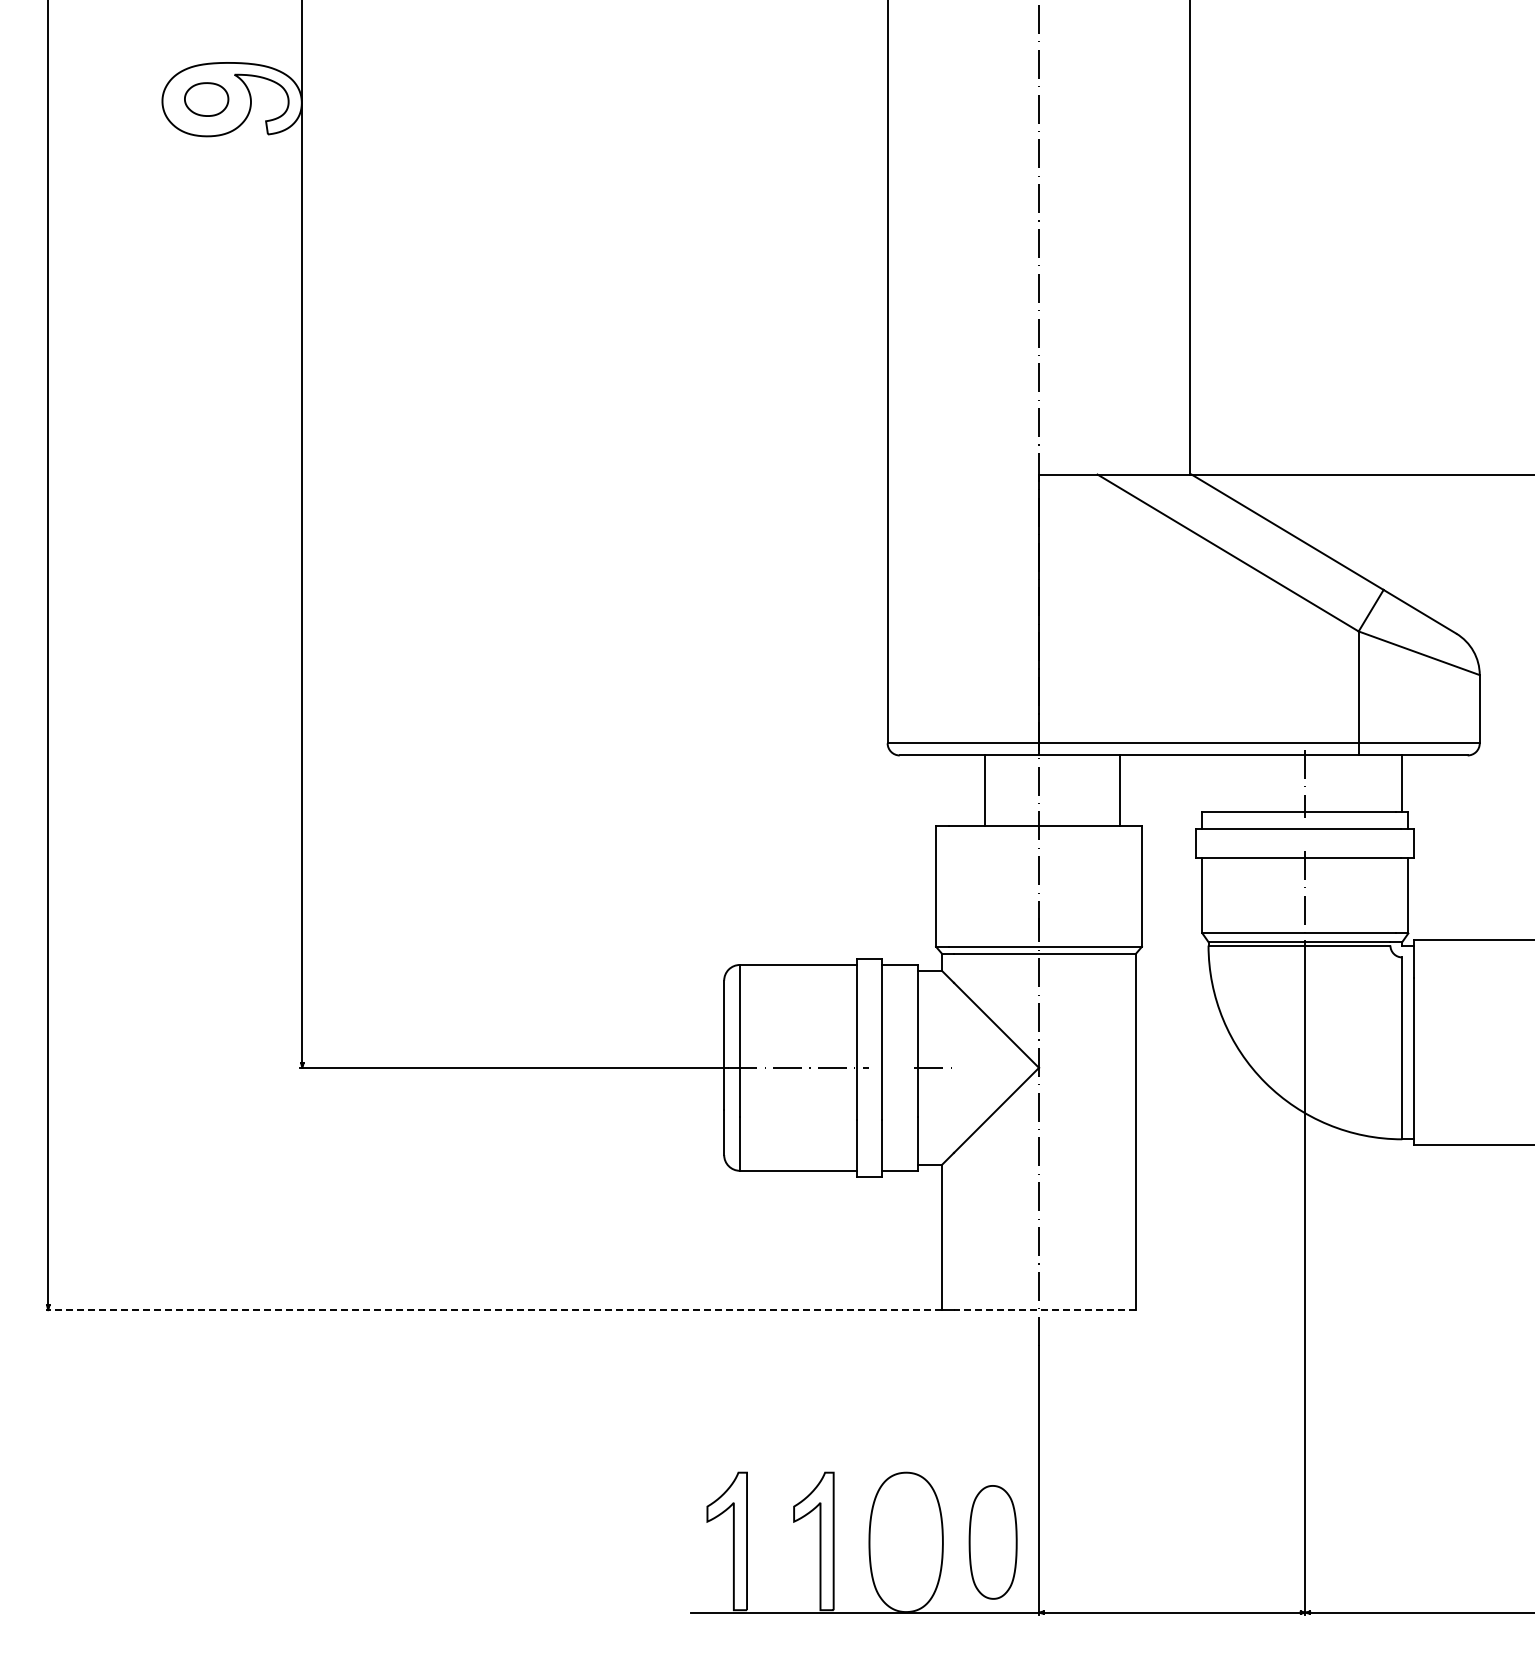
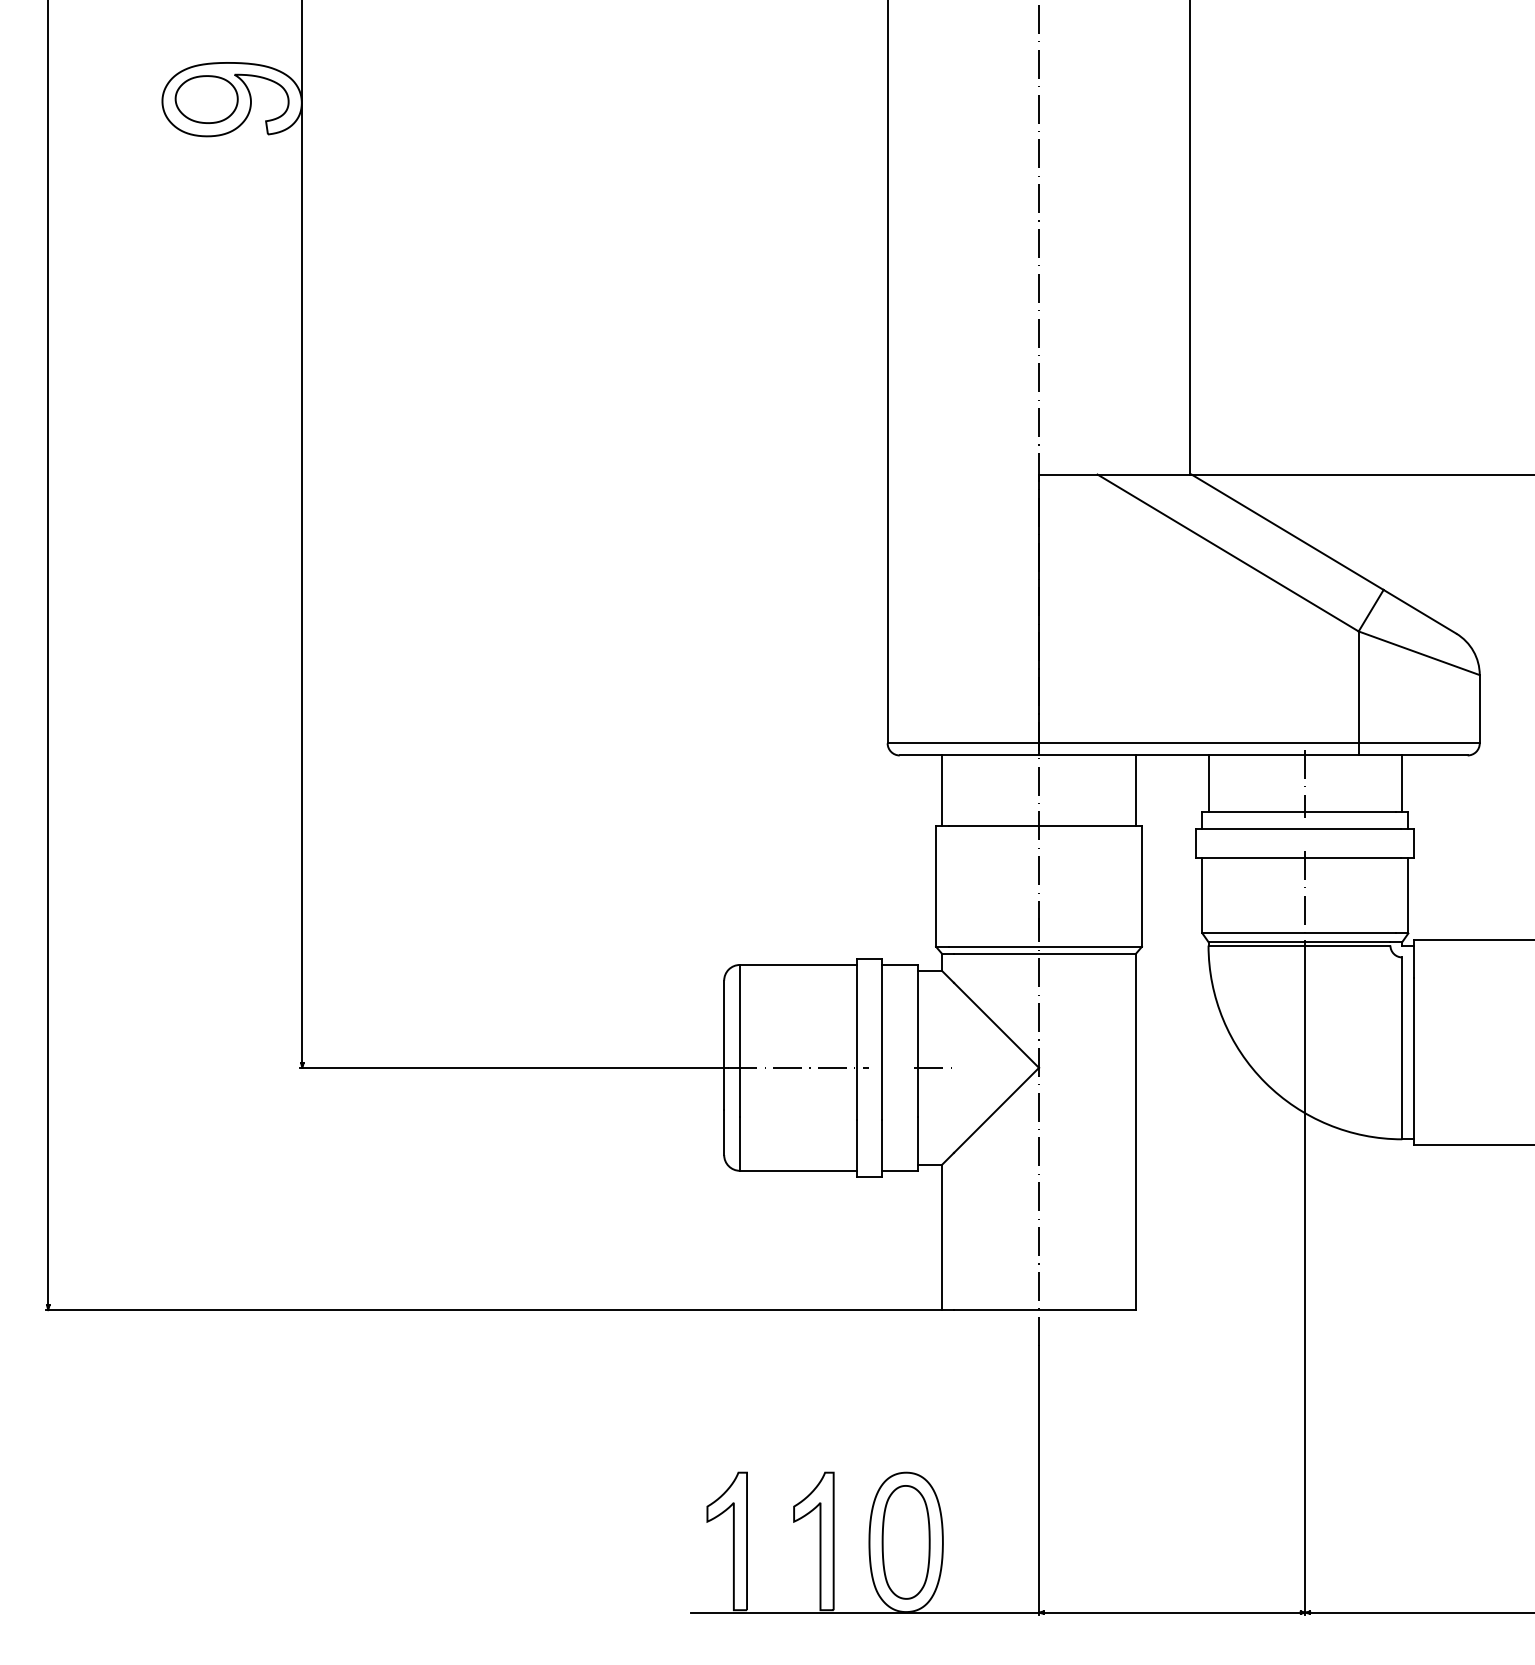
part size: 46x35 px -> 65x49 px (206, 99)
line: none -> present (1208, 783)
line position: (985, 790) -> (942, 790) (942, 790)
line position: (1119, 790) -> (1135, 790) (1135, 790)
line: dashed -> solid (493, 1310)
line: dashed -> solid (1044, 1310)
part position: (992, 1542) -> (905, 1542) (905, 1542)
